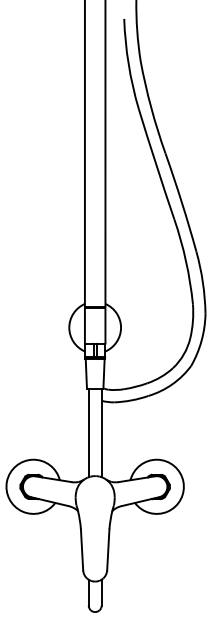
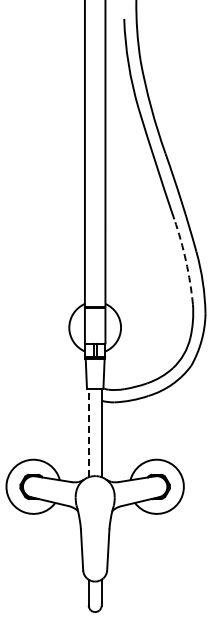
arc: solid -> dashed (186, 261)
line: solid -> dashed (88, 432)
